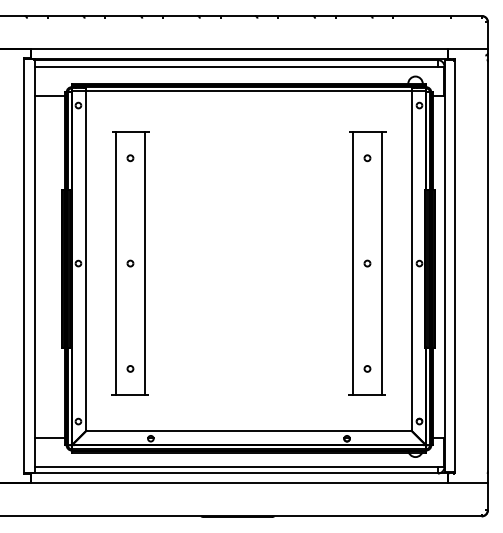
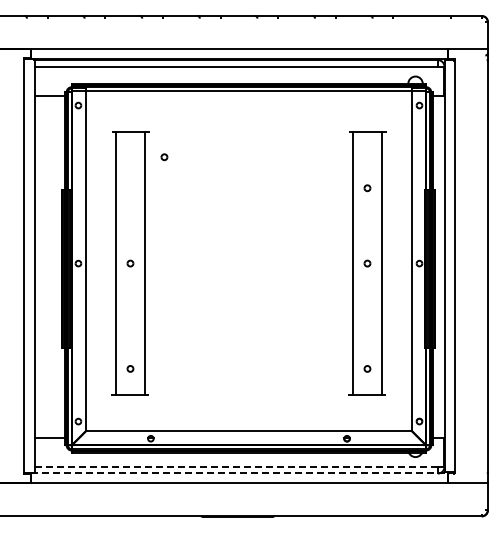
part position: (130, 158) -> (164, 157) (164, 157)
part position: (367, 158) -> (367, 188) (367, 188)
line: solid -> dashed (236, 466)
line: solid -> dashed (239, 472)
